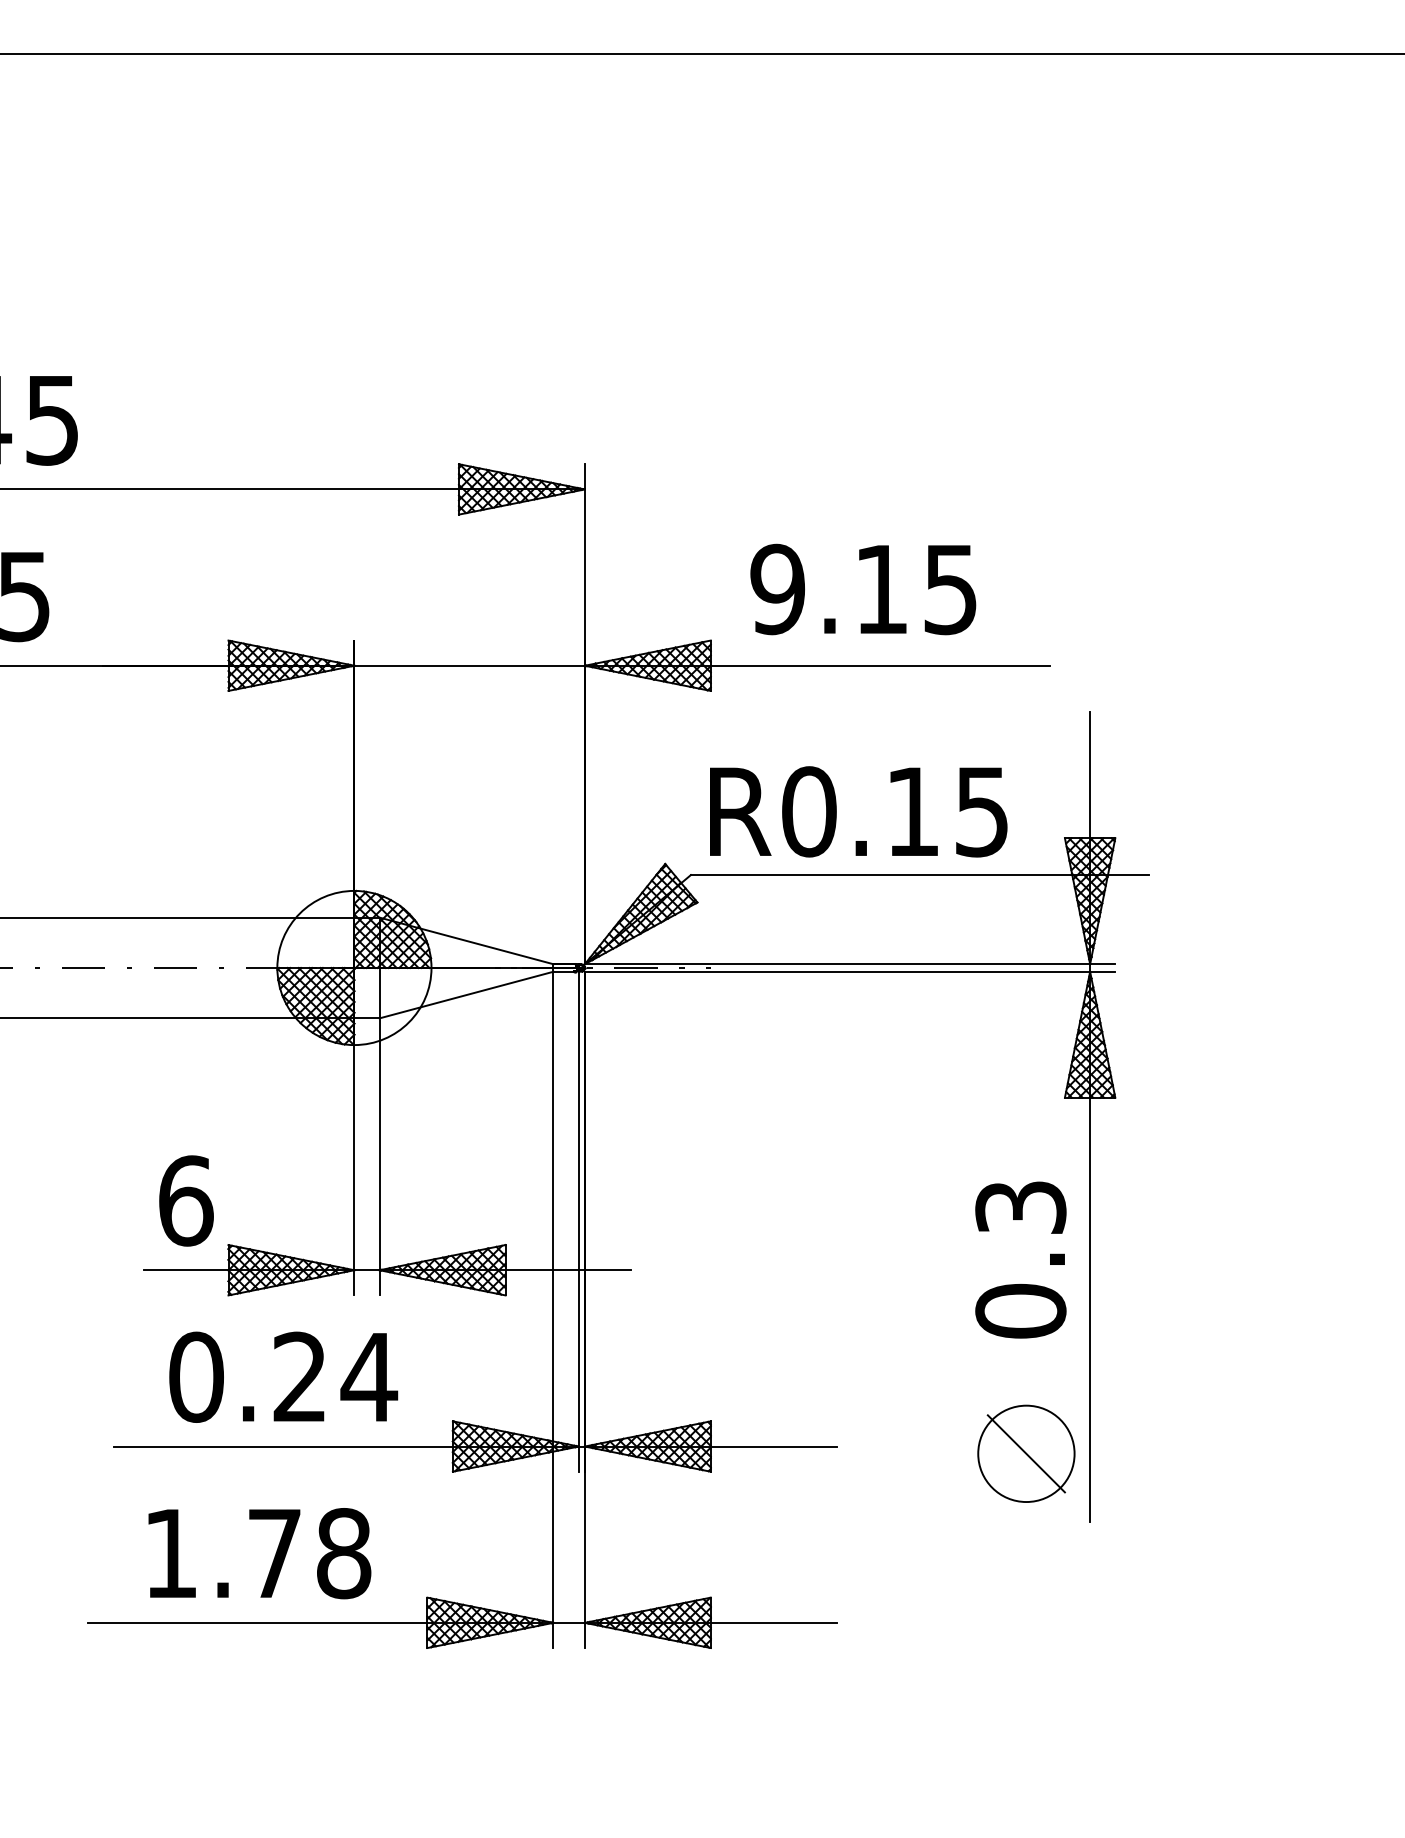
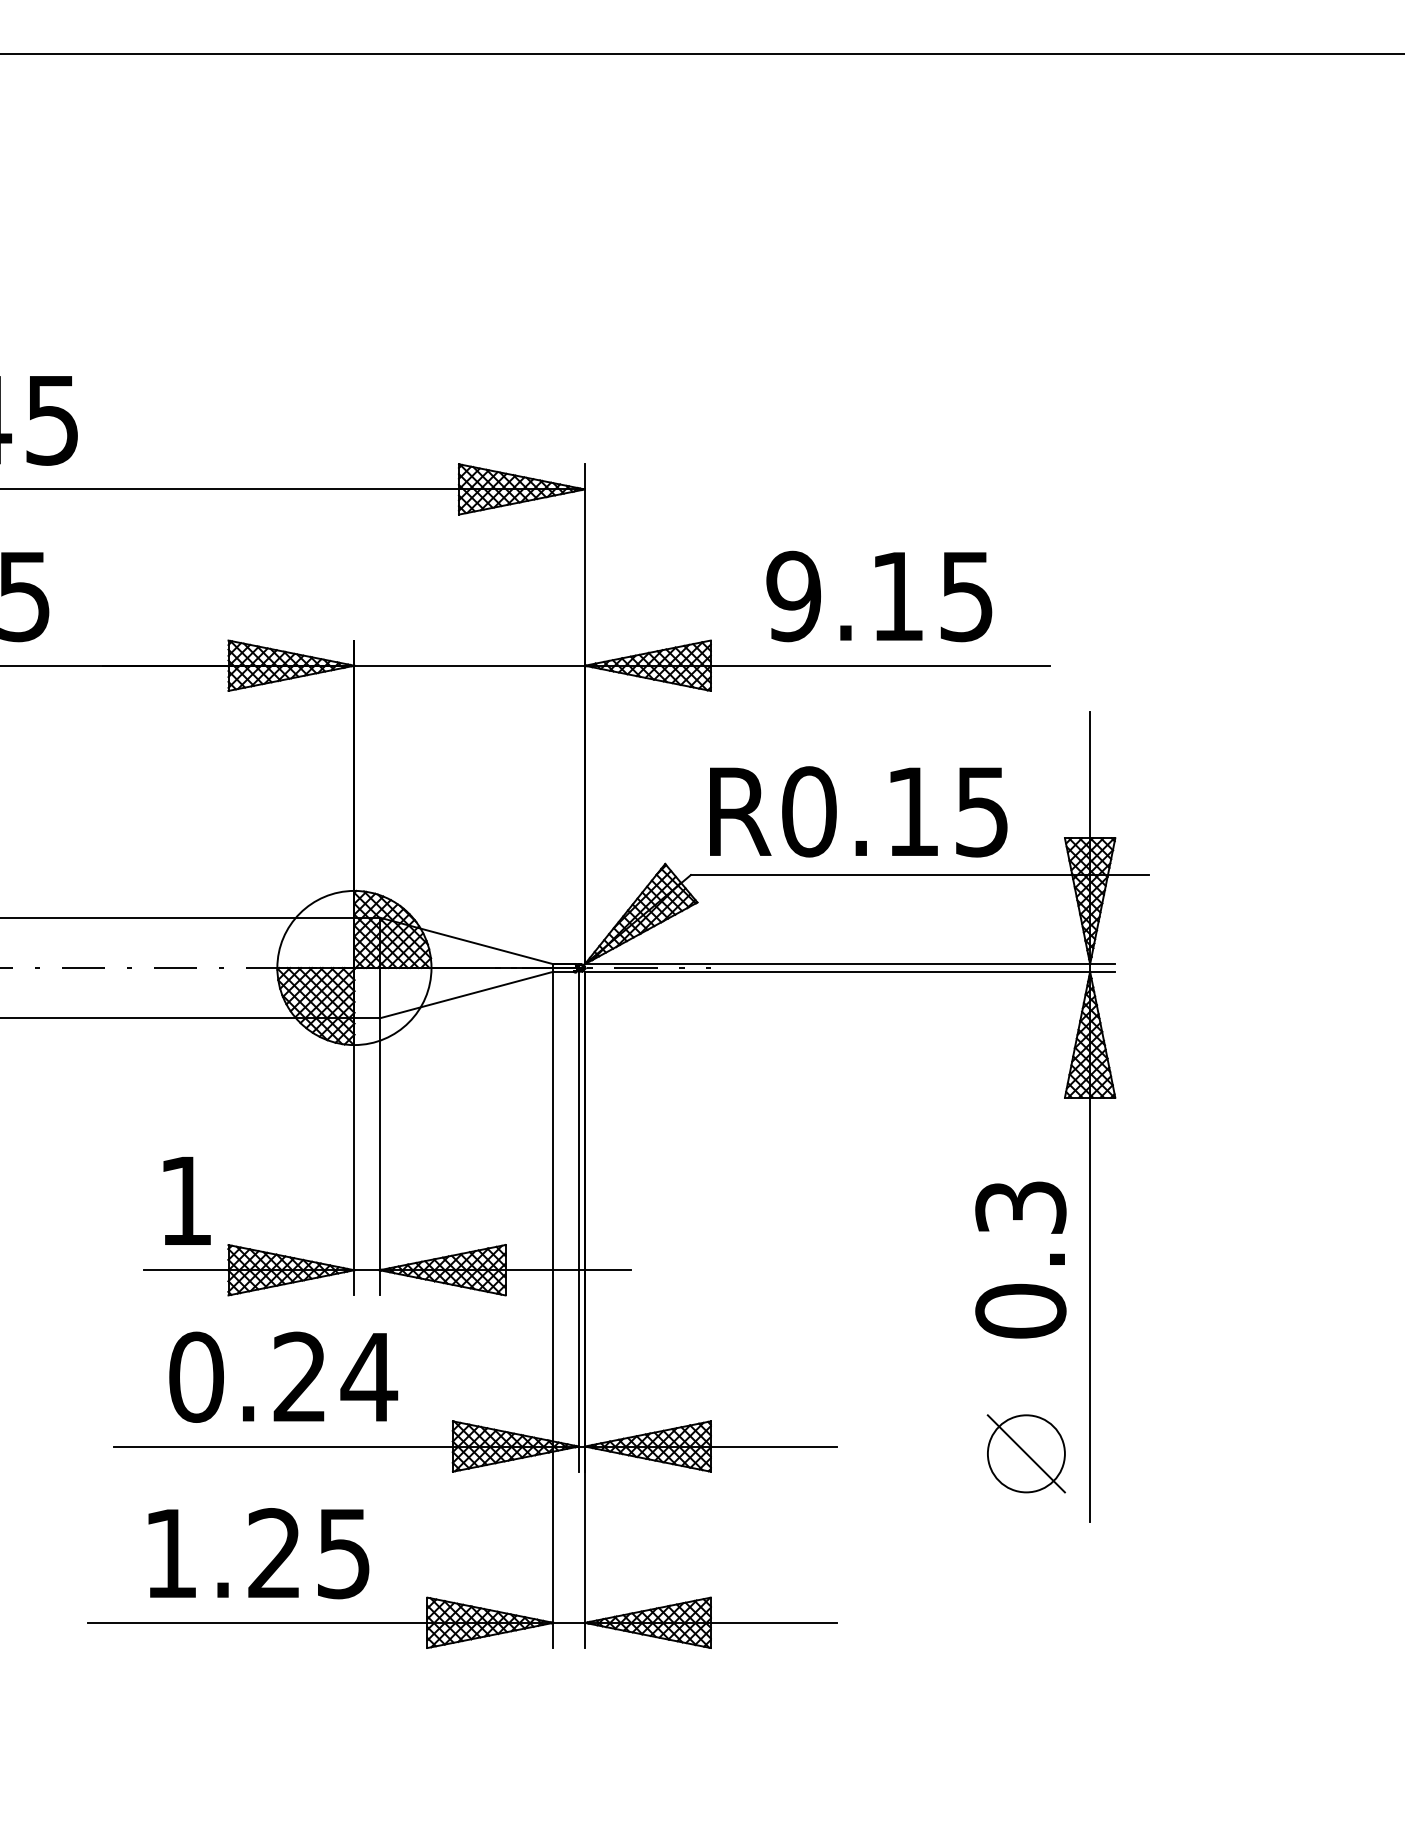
text position: (863, 589) -> (879, 596) (879, 596)
text: 6 -> 1 (186, 1200)
circle diameter: 96 px -> 77 px (1025, 1453)
text: 1.78 -> 1.25 (309, 1553)
